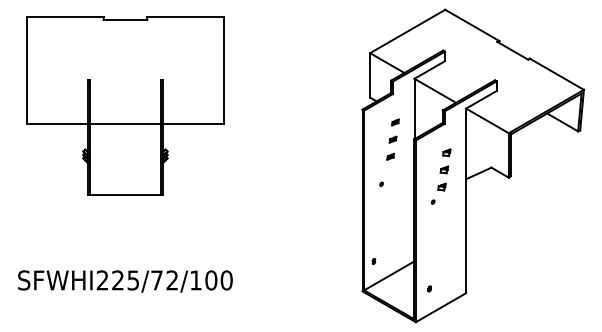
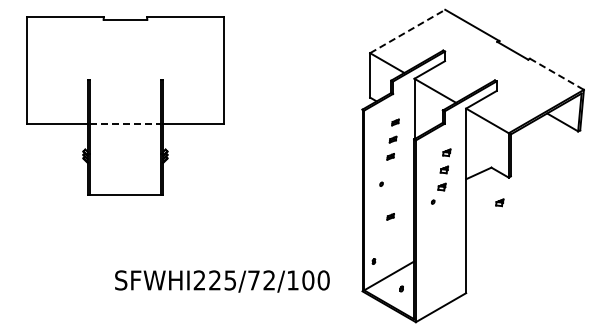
line: solid -> dashed (408, 31)
line: solid -> dashed (557, 74)
line: solid -> dashed (125, 123)
part: none -> present (499, 202)
part: none -> present (390, 216)
text position: (125, 281) -> (222, 281) (222, 281)
part position: (429, 288) -> (401, 288) (401, 288)
